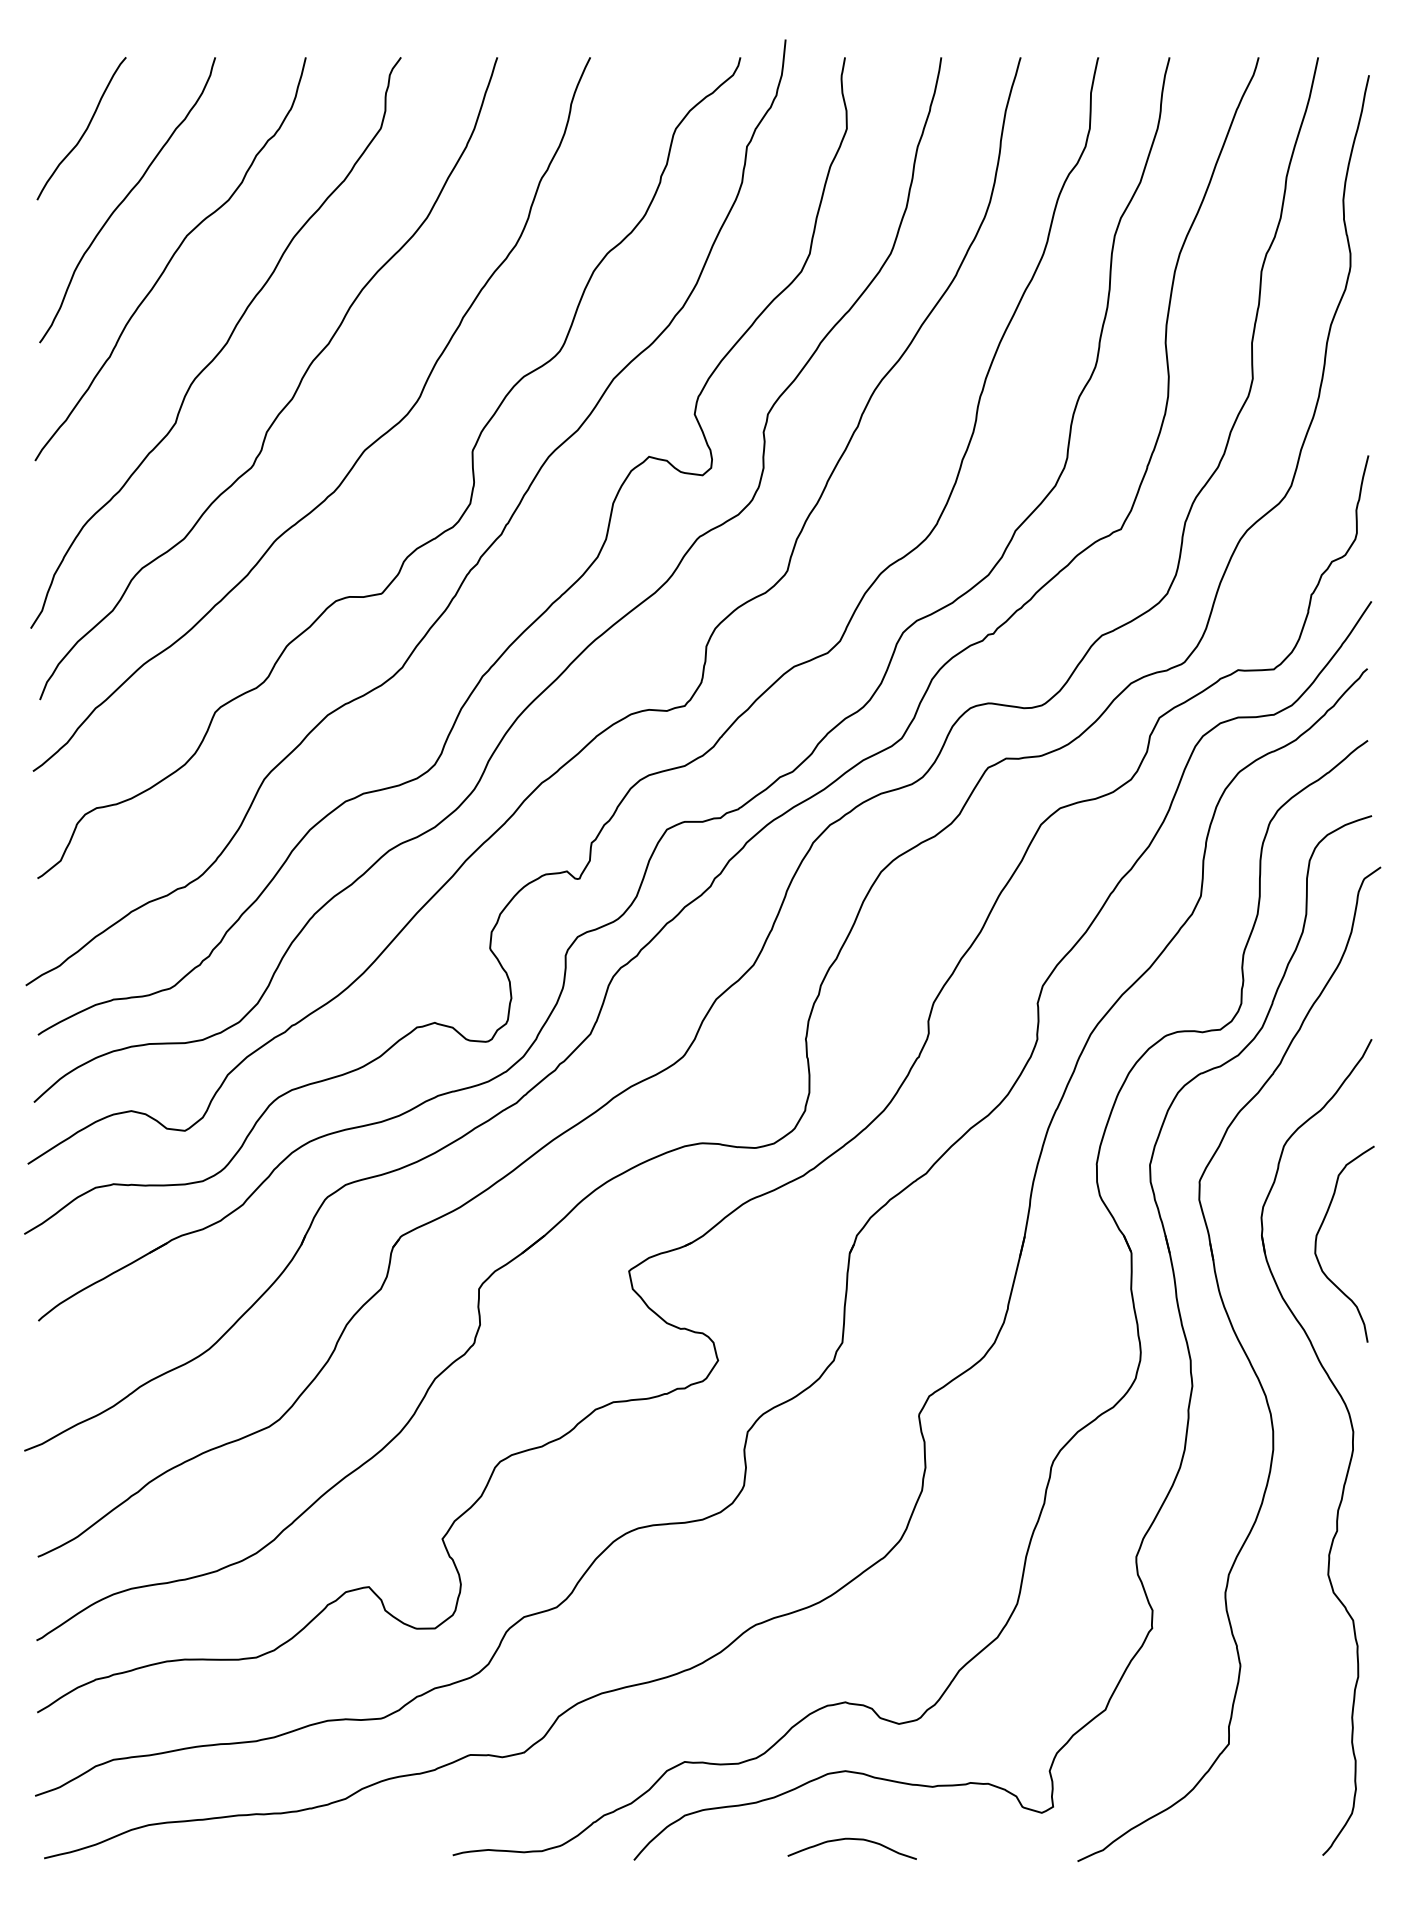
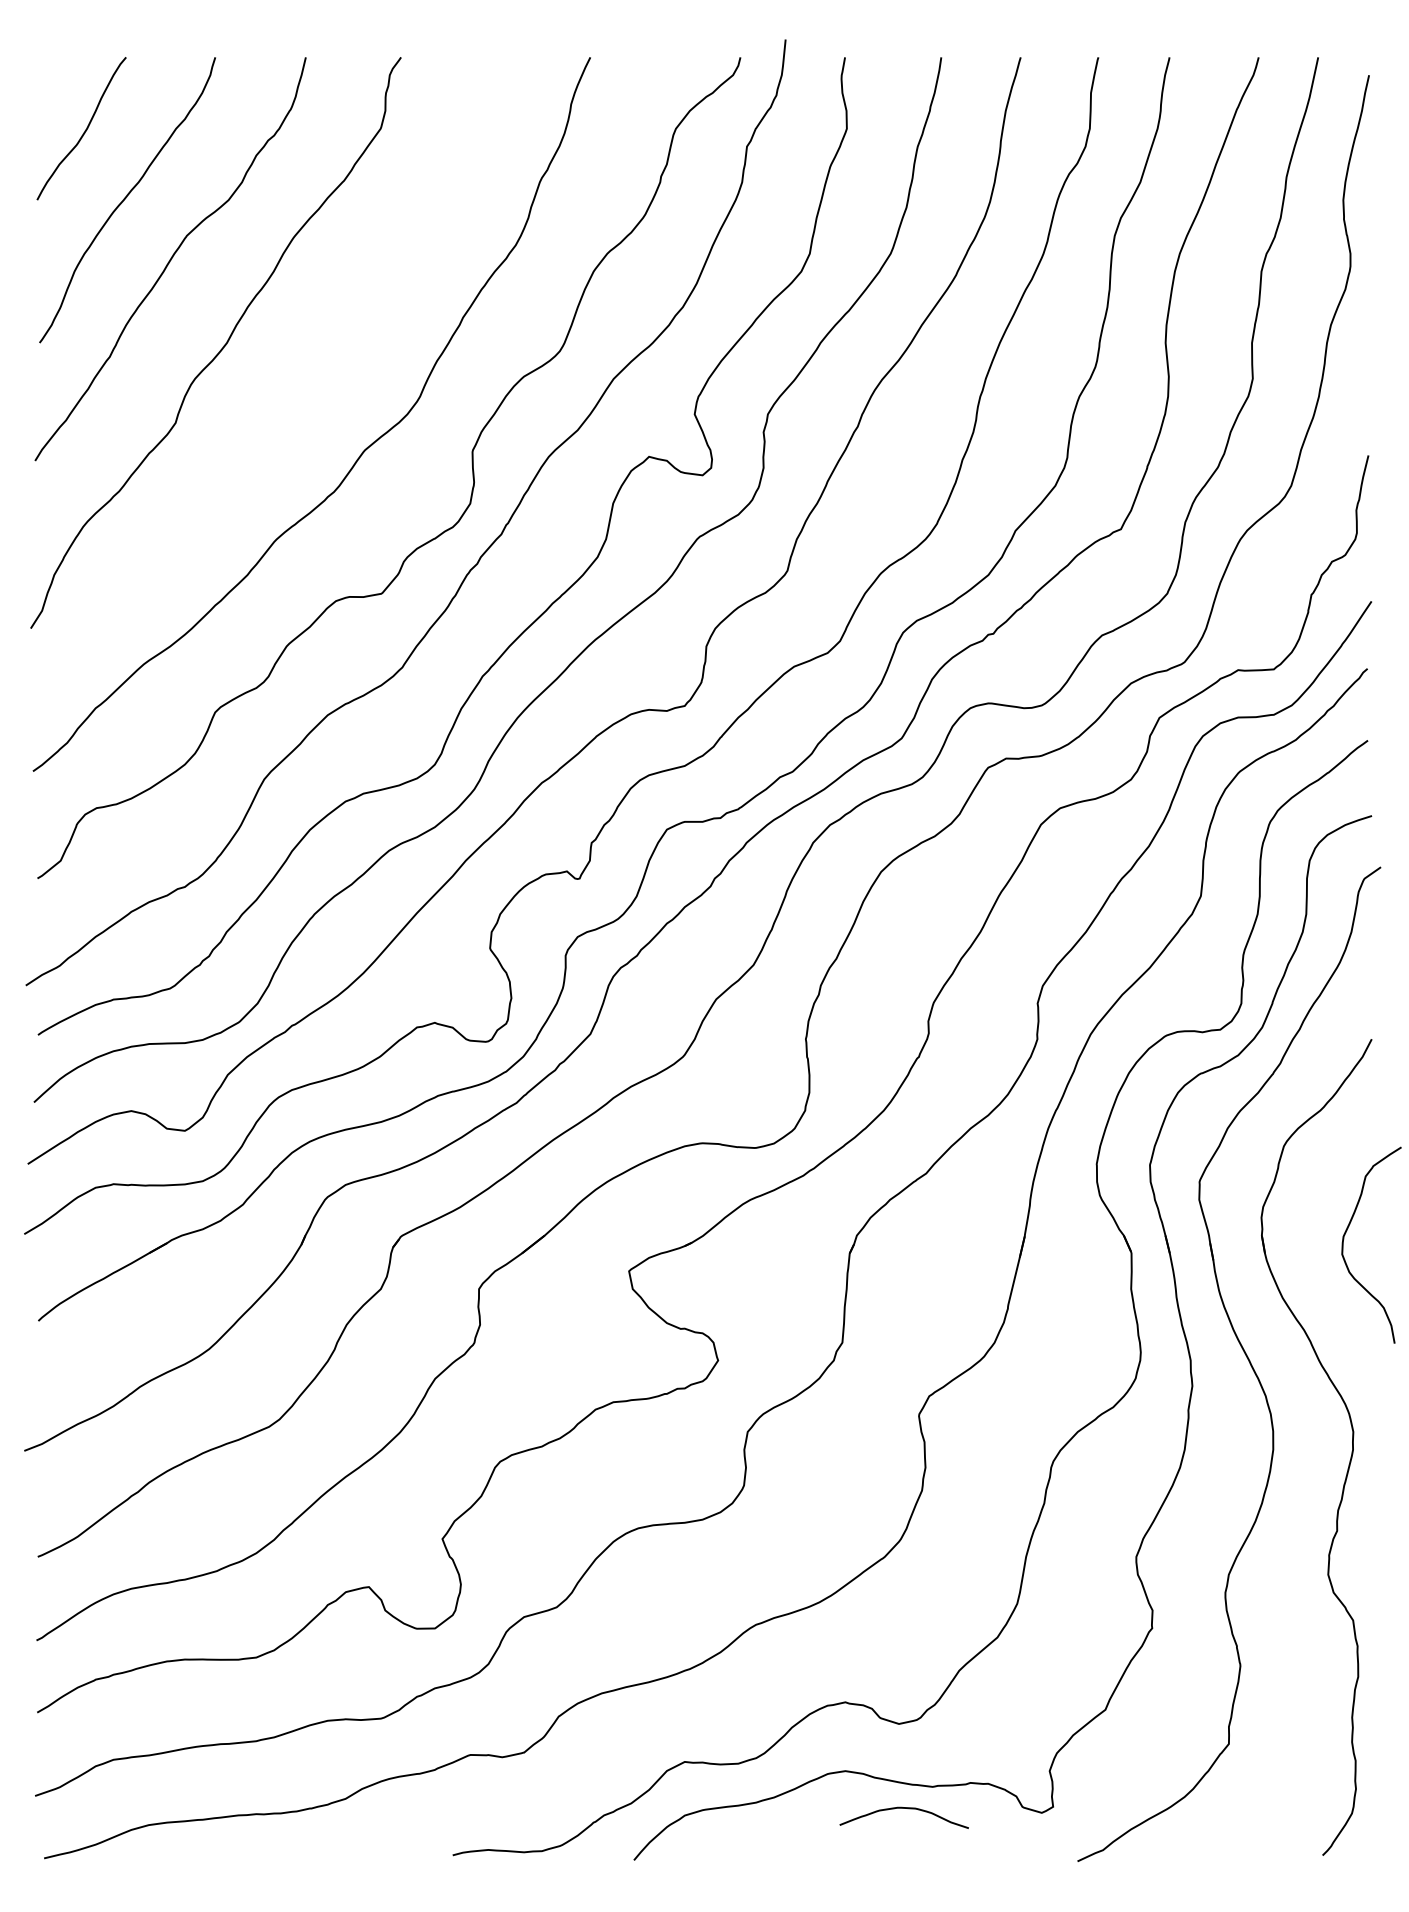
curve: present -> none (294, 392)
curve position: (1317, 1238) -> (1344, 1239) (1344, 1239)
curve position: (851, 1839) -> (903, 1808) (903, 1808)
